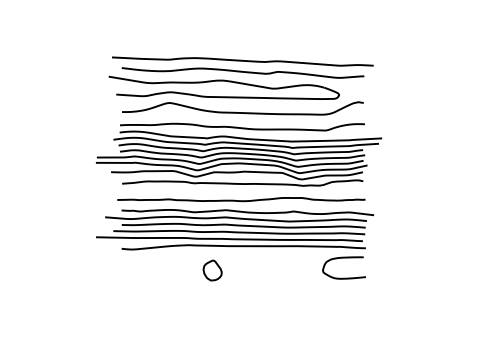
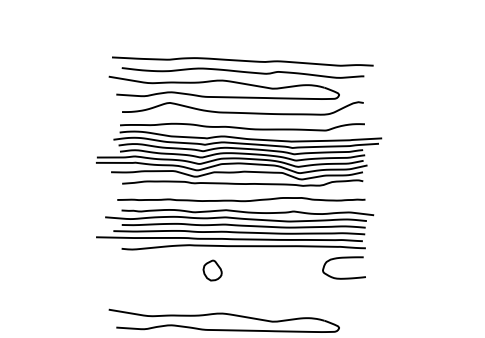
part: none -> present (223, 320)
